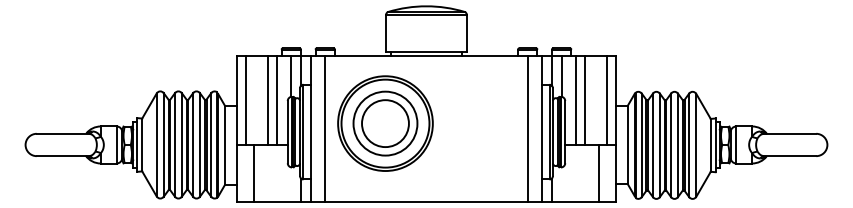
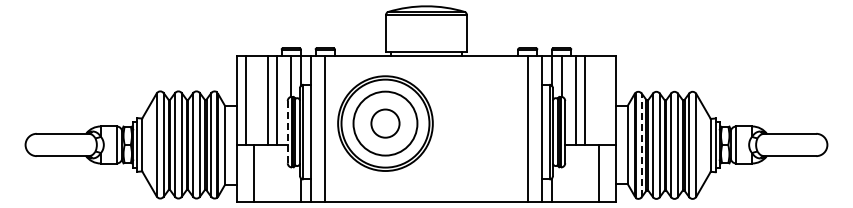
line: present -> none (606, 99)
circle diameter: 47 px -> 28 px (385, 123)
line: solid -> dashed (287, 131)
line: solid -> dashed (641, 145)
